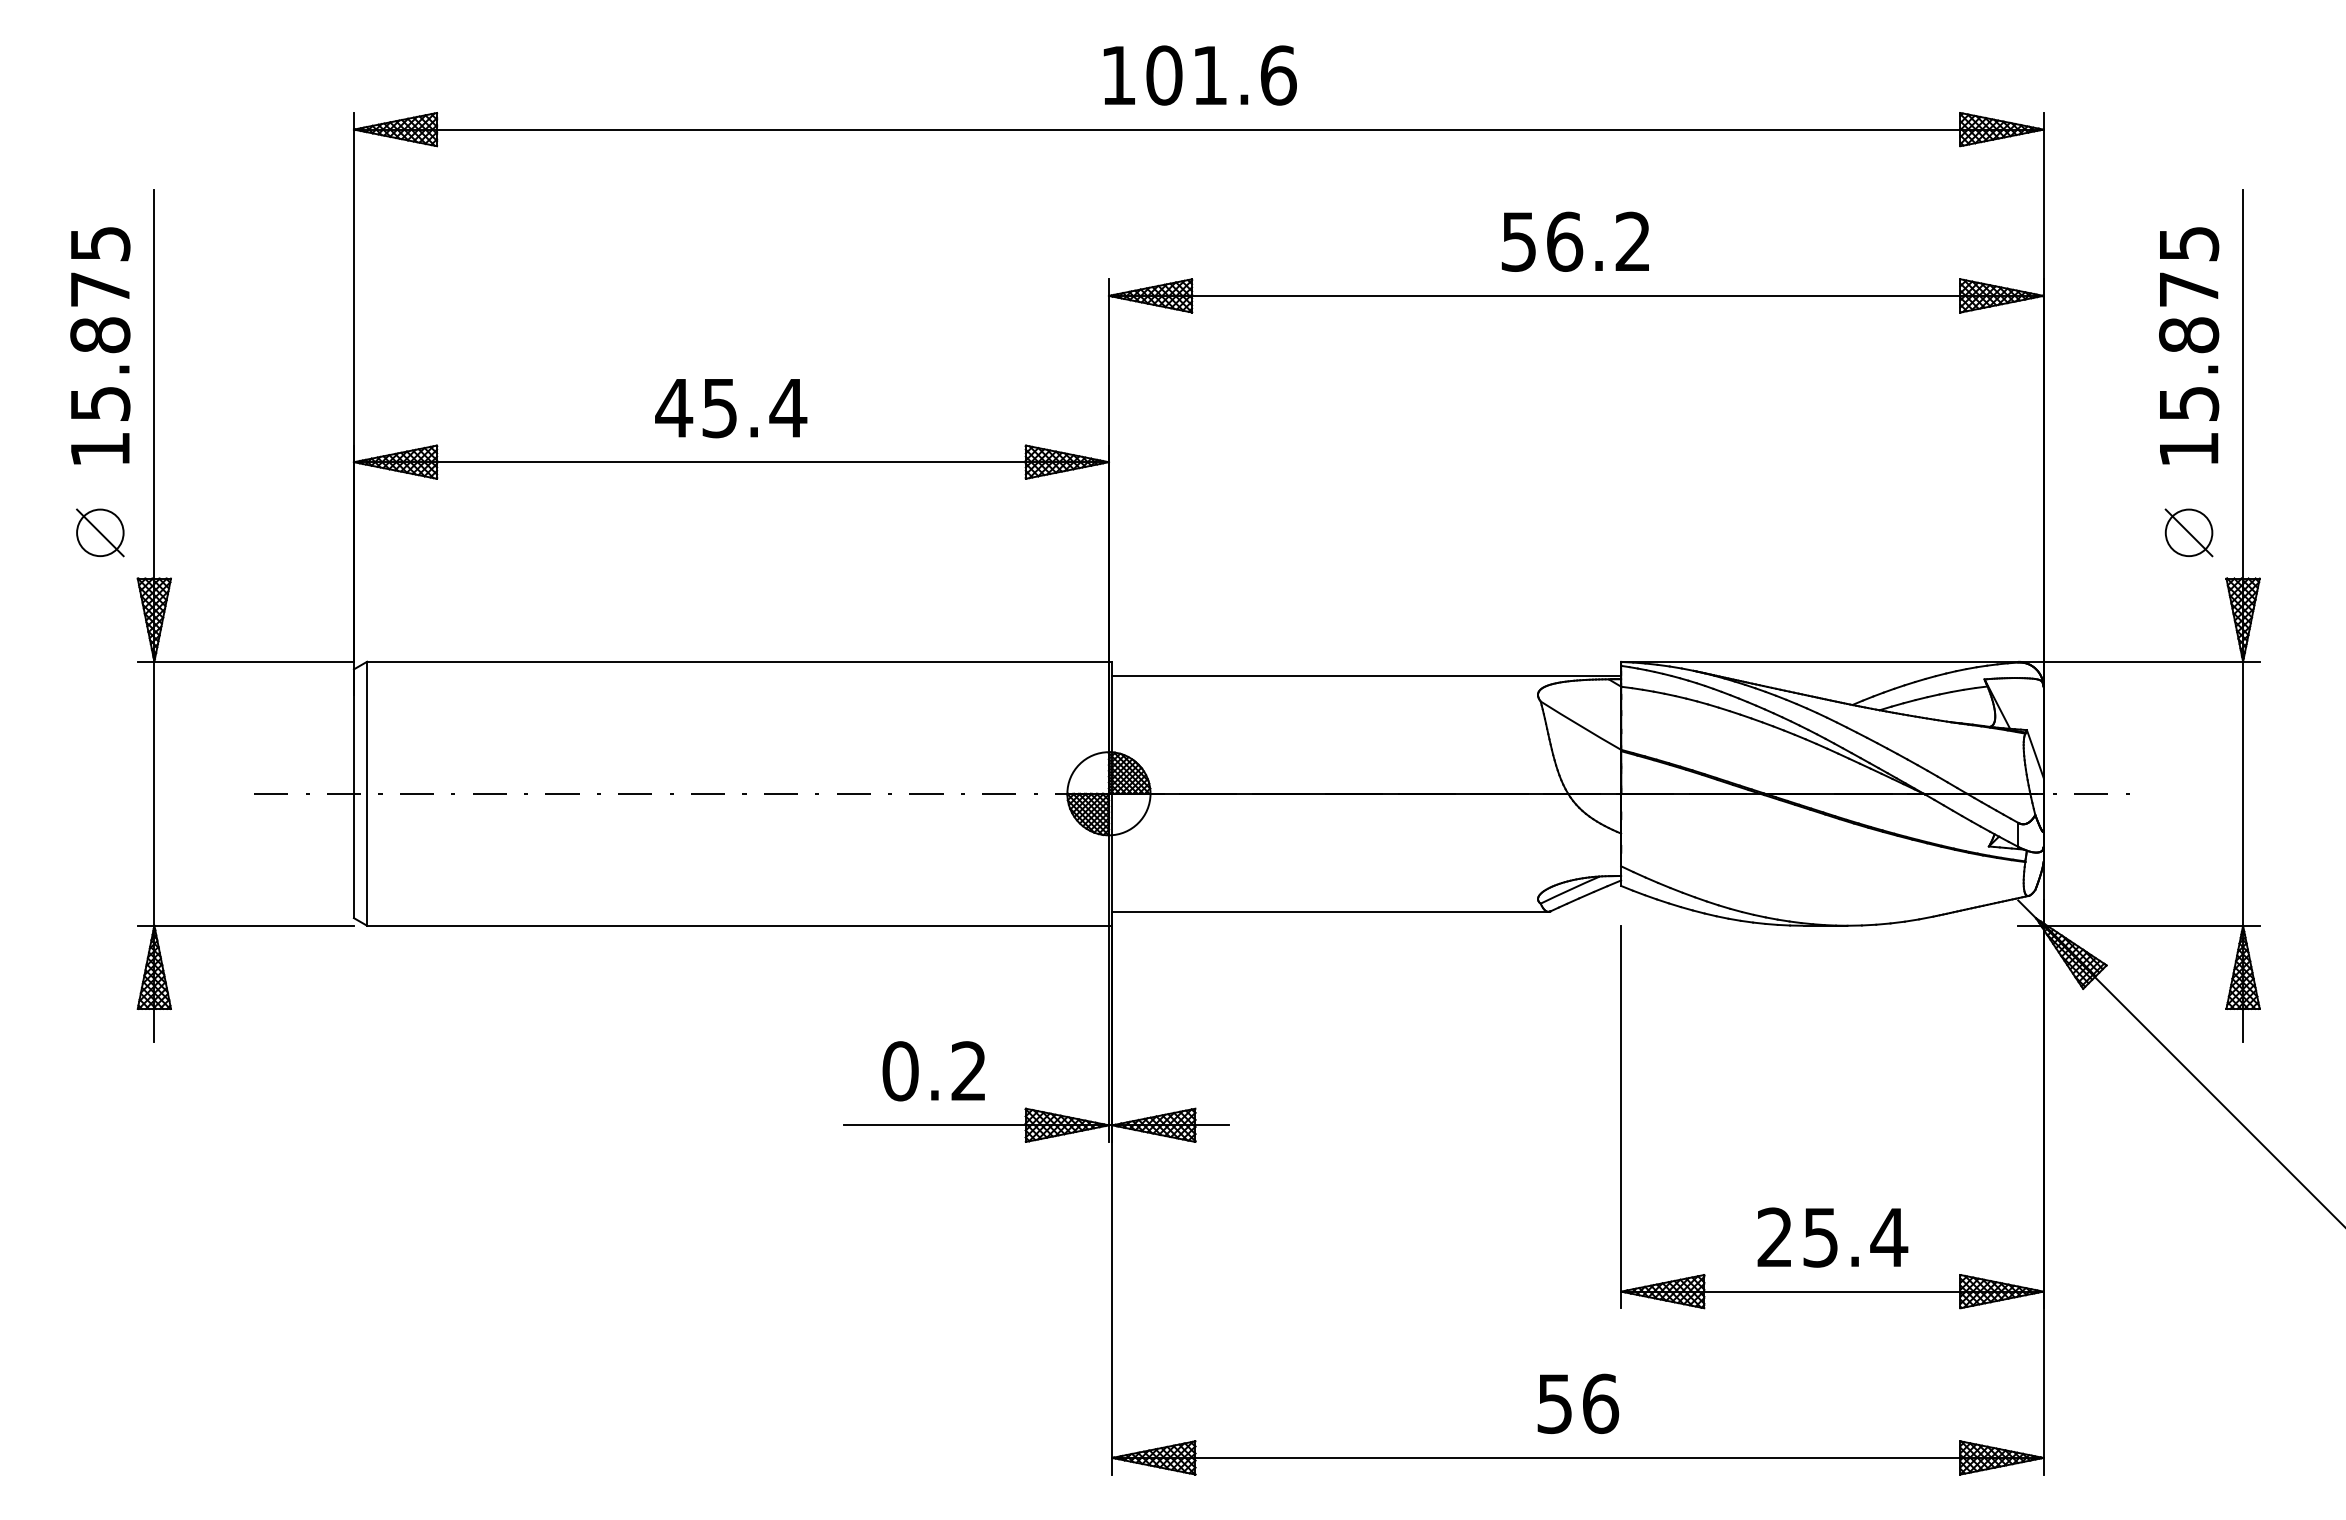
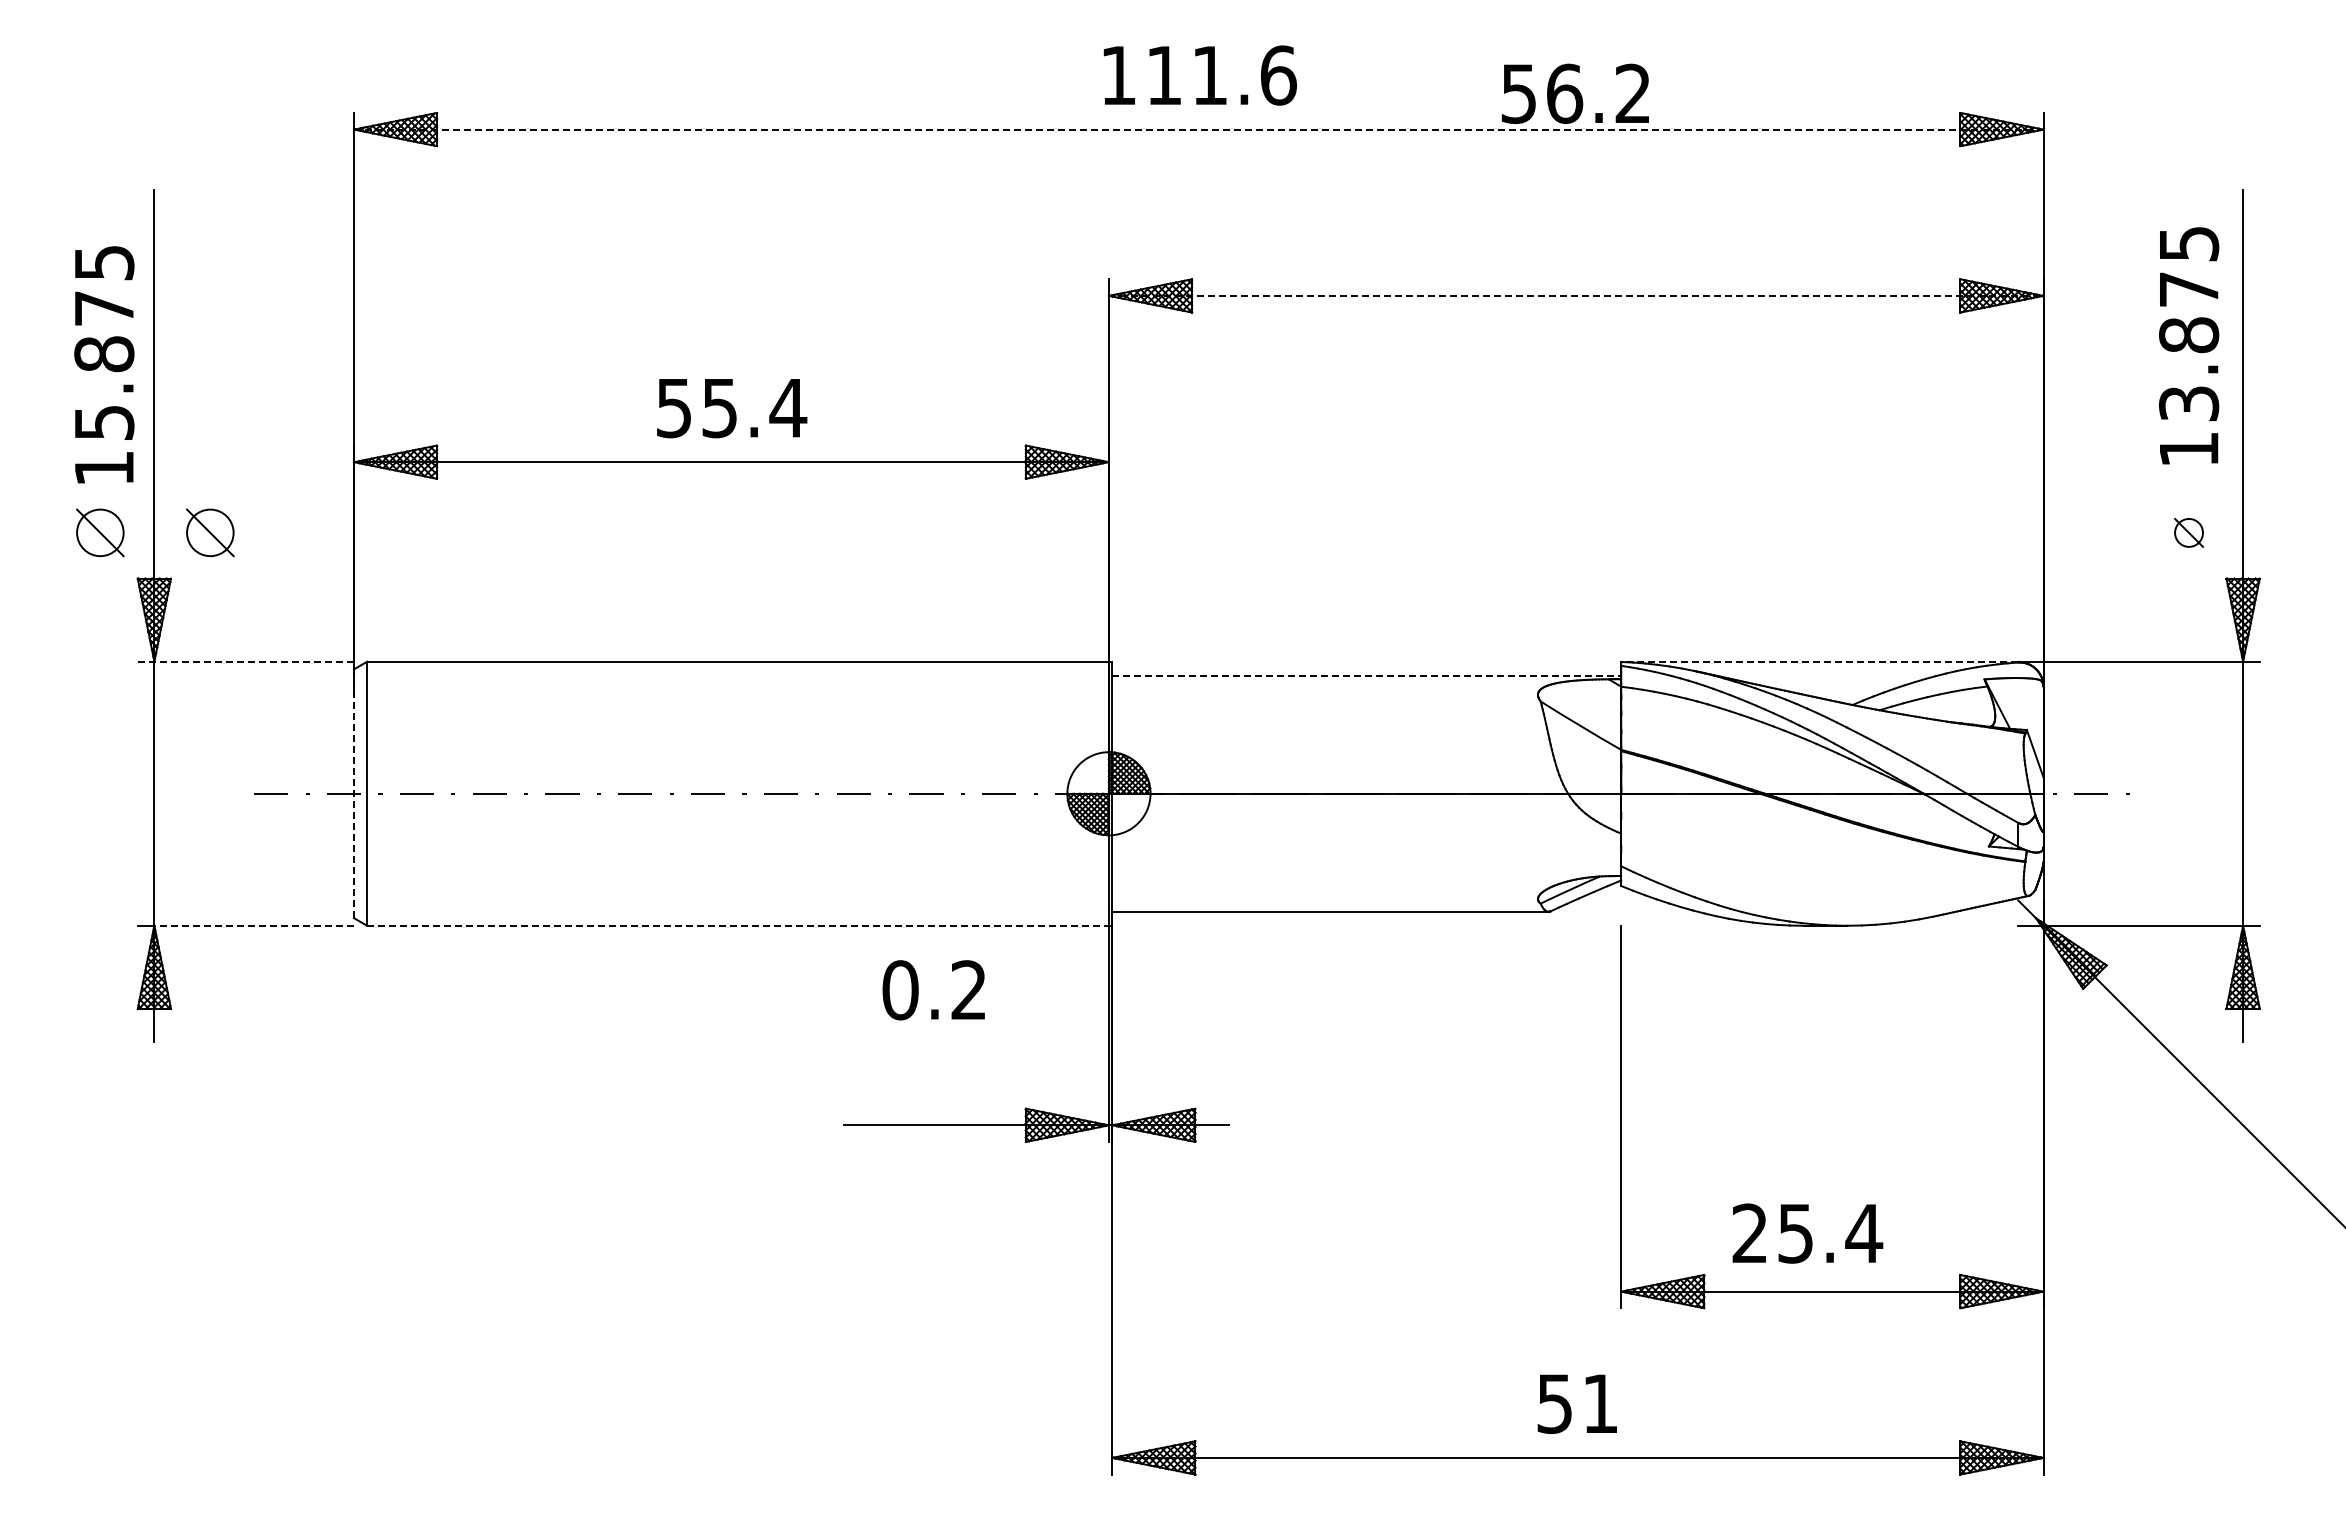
text: 101.6 -> 111.6 (1164, 75)
line: solid -> dashed (1198, 129)
text position: (1574, 241) -> (1574, 93) (1574, 93)
line: solid -> dashed (1576, 295)
text position: (100, 345) -> (104, 364) (104, 364)
text: 15.875 -> 13.875 (2188, 403)
text: 45.4 -> 55.4 (674, 408)
part: none -> present (210, 532)
part size: 50x50 px -> 30x30 px (2188, 532)
line: solid -> dashed (246, 661)
line: solid -> dashed (1819, 661)
line: solid -> dashed (1367, 675)
line: solid -> dashed (353, 794)
line: solid -> dashed (254, 925)
line: solid -> dashed (738, 925)
text position: (933, 1071) -> (933, 990) (933, 990)
text position: (1832, 1237) -> (1807, 1233) (1807, 1233)
text: 56 -> 51 (1601, 1403)
